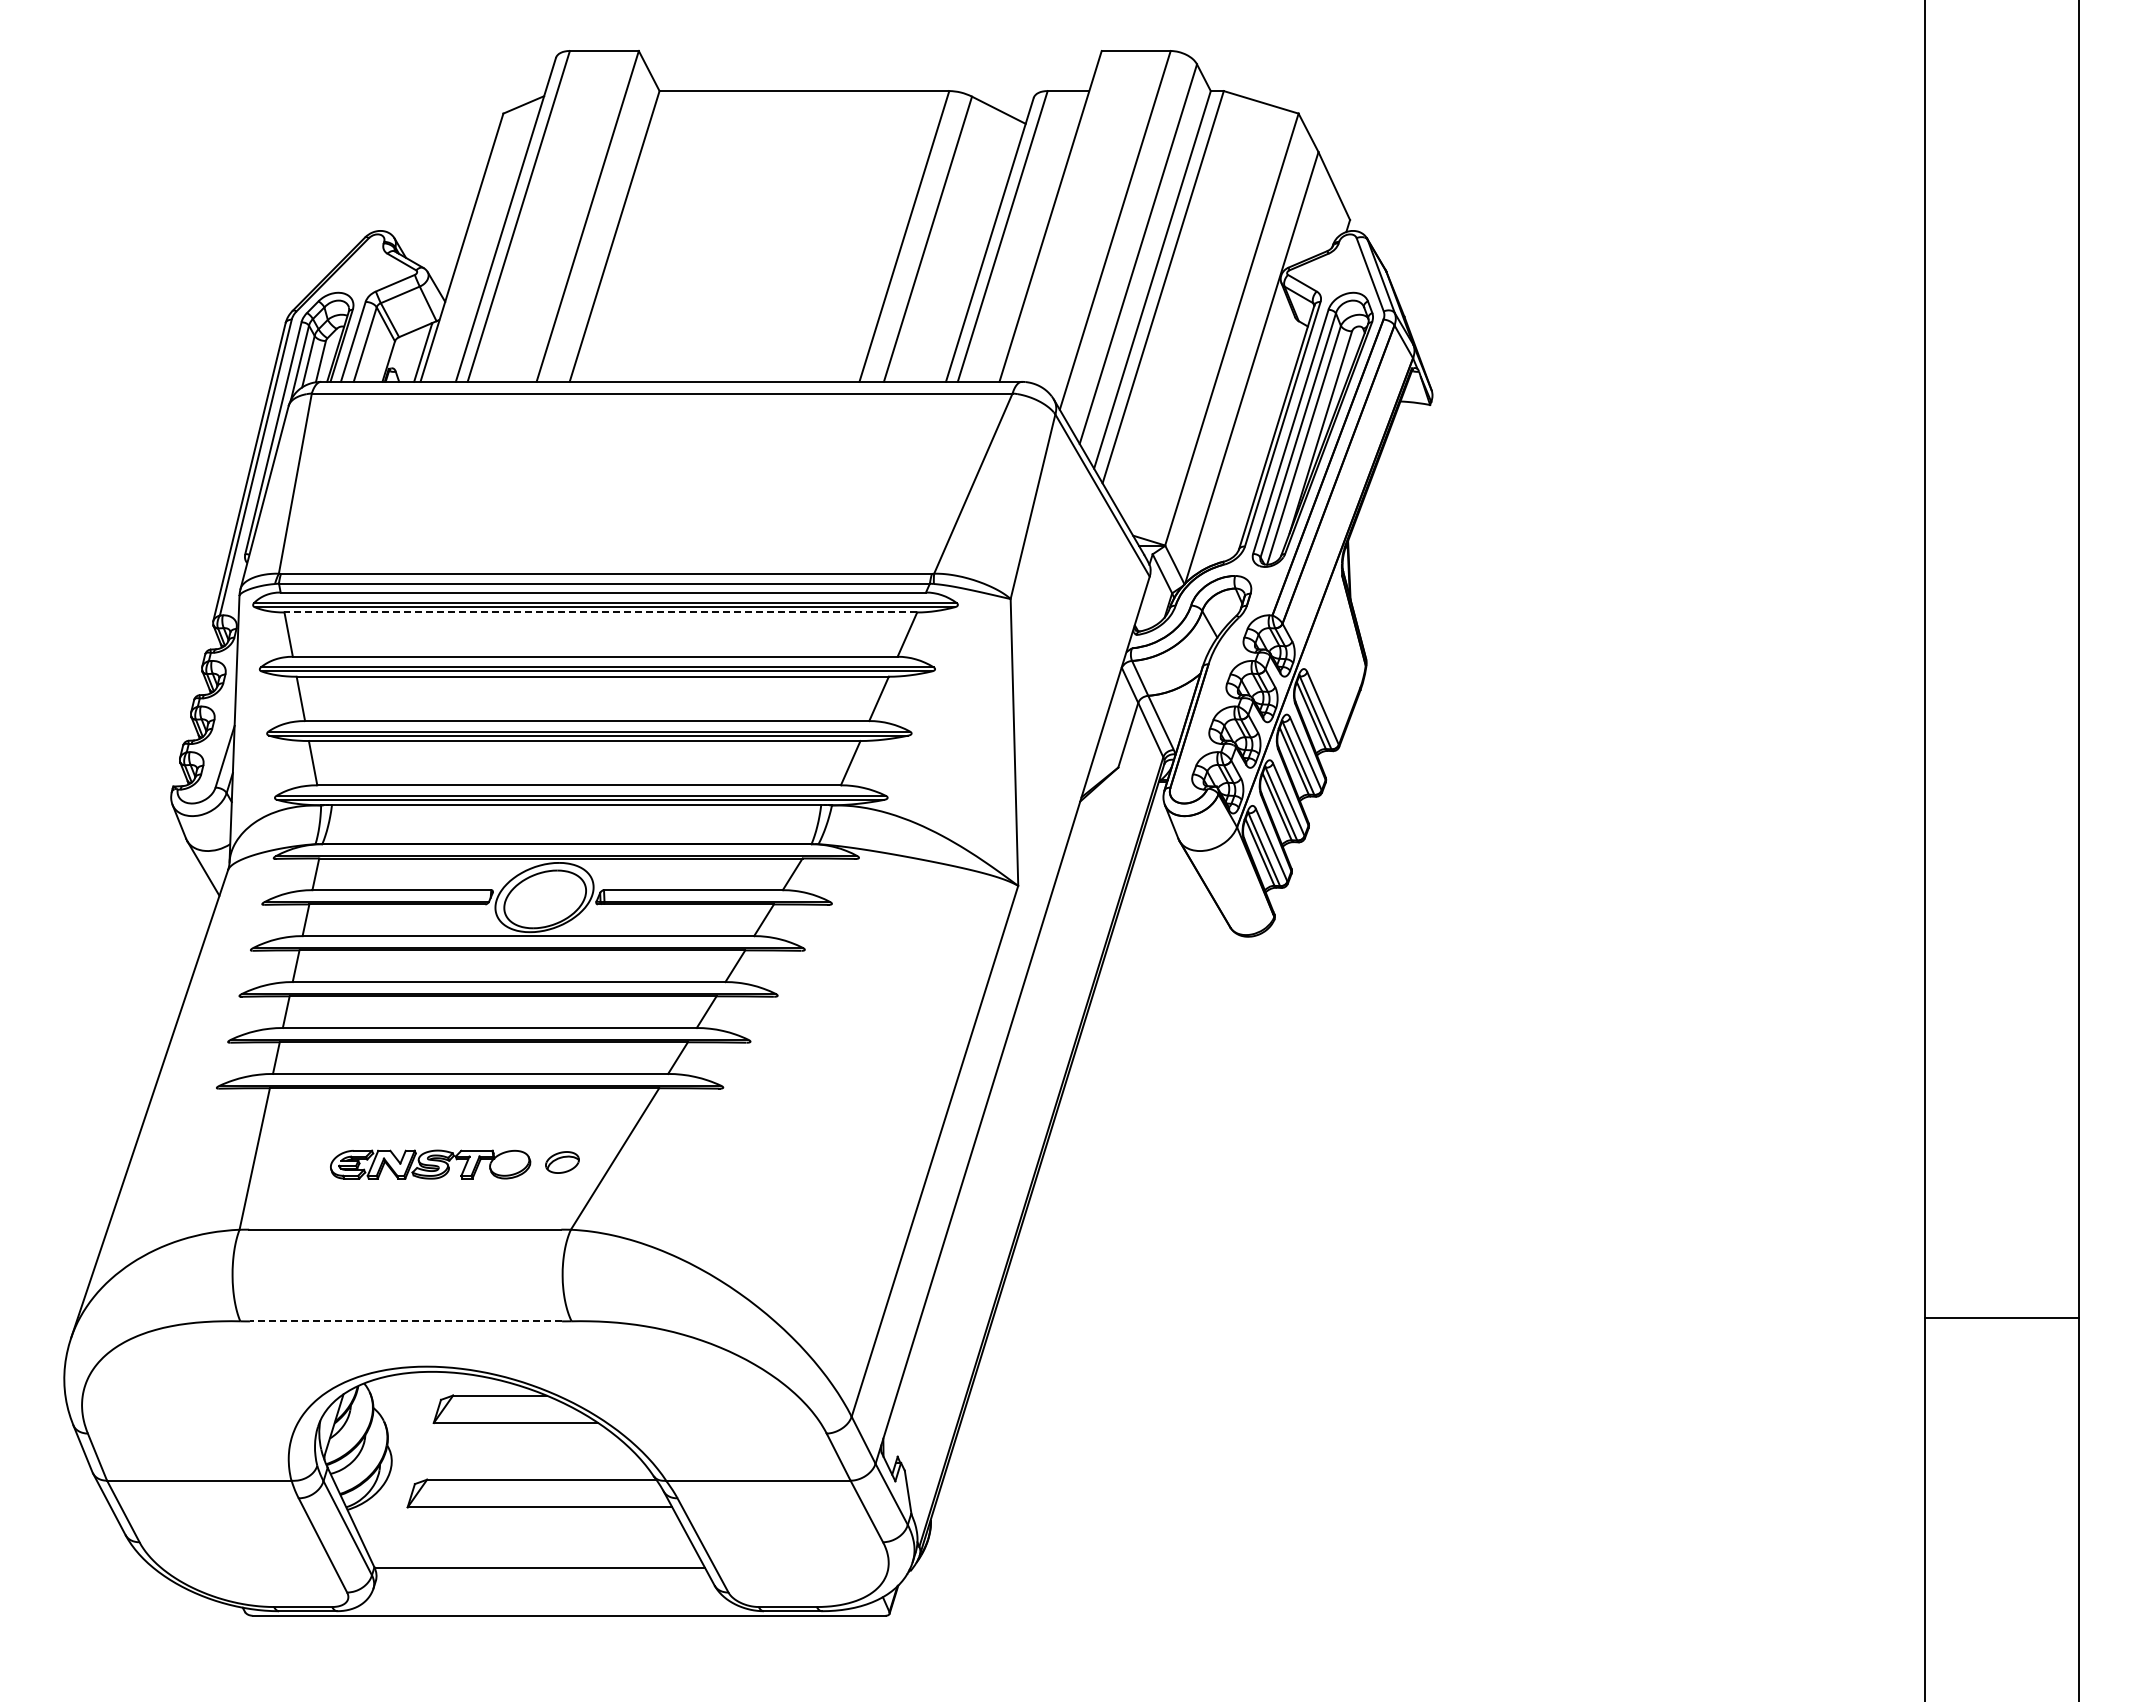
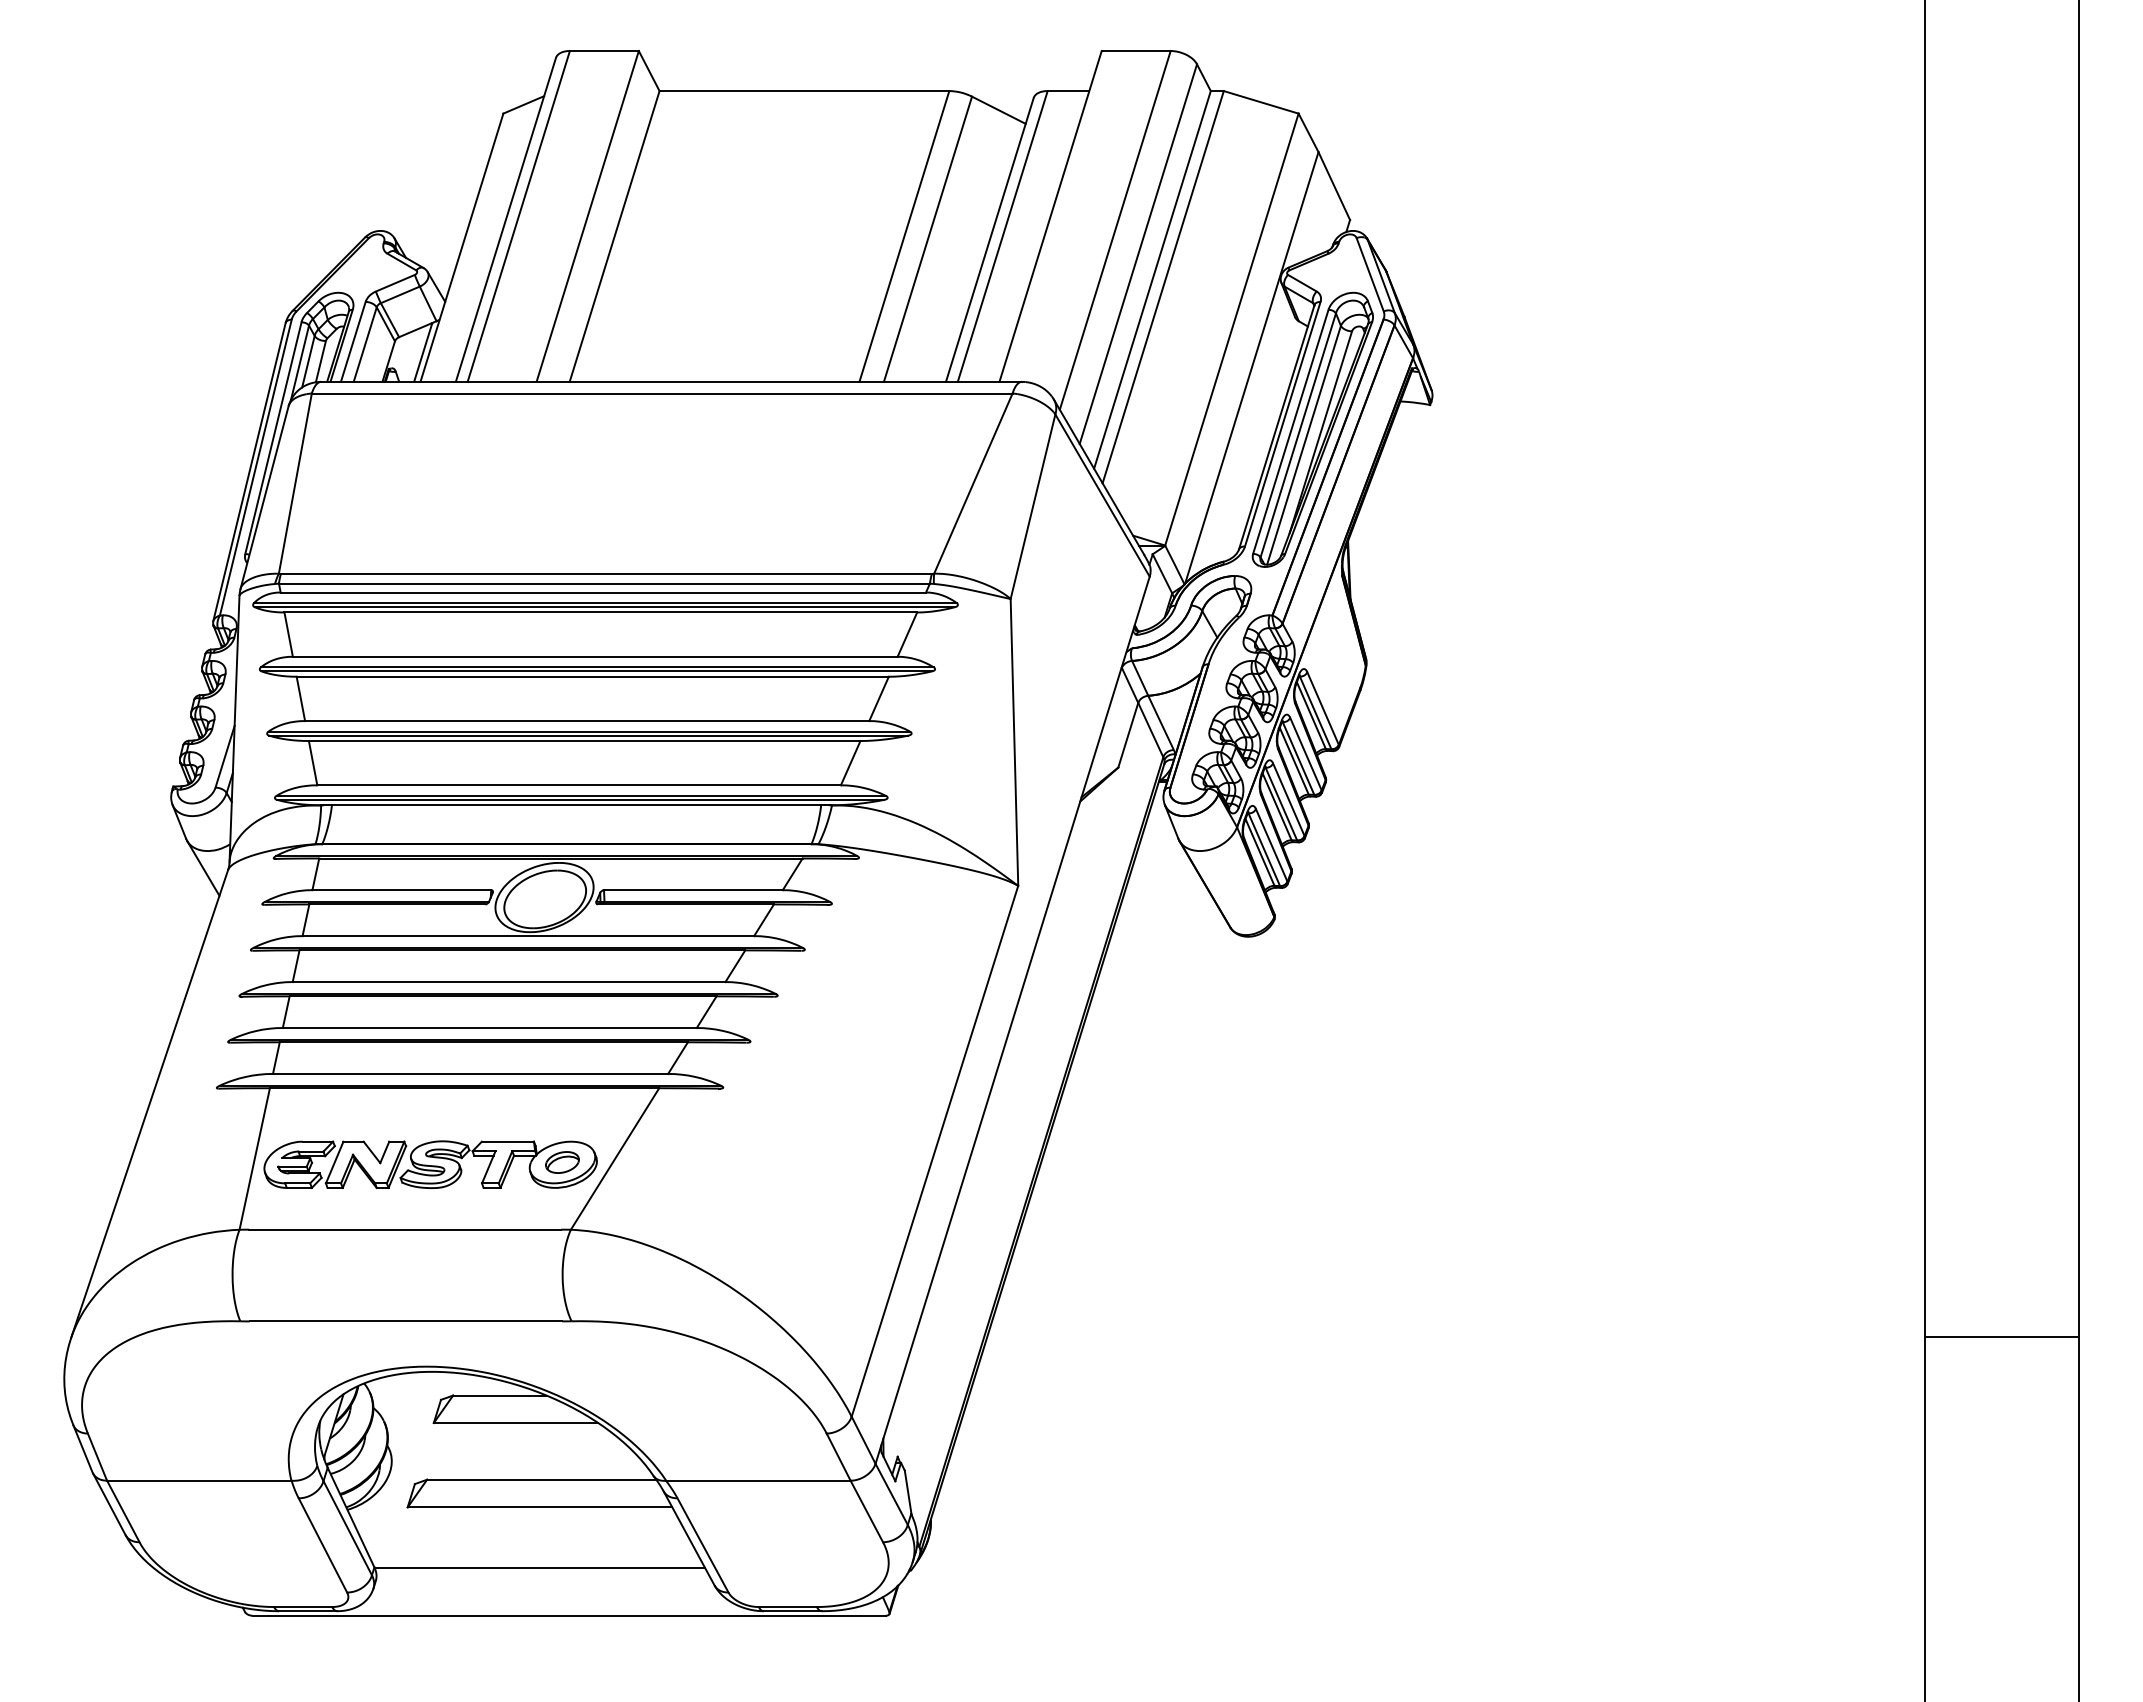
line: dashed -> solid (600, 612)
part size: 202x31 px -> 335x49 px (430, 1164)
line position: (2001, 1318) -> (2001, 1337) (2001, 1337)
line: dashed -> solid (405, 1321)
